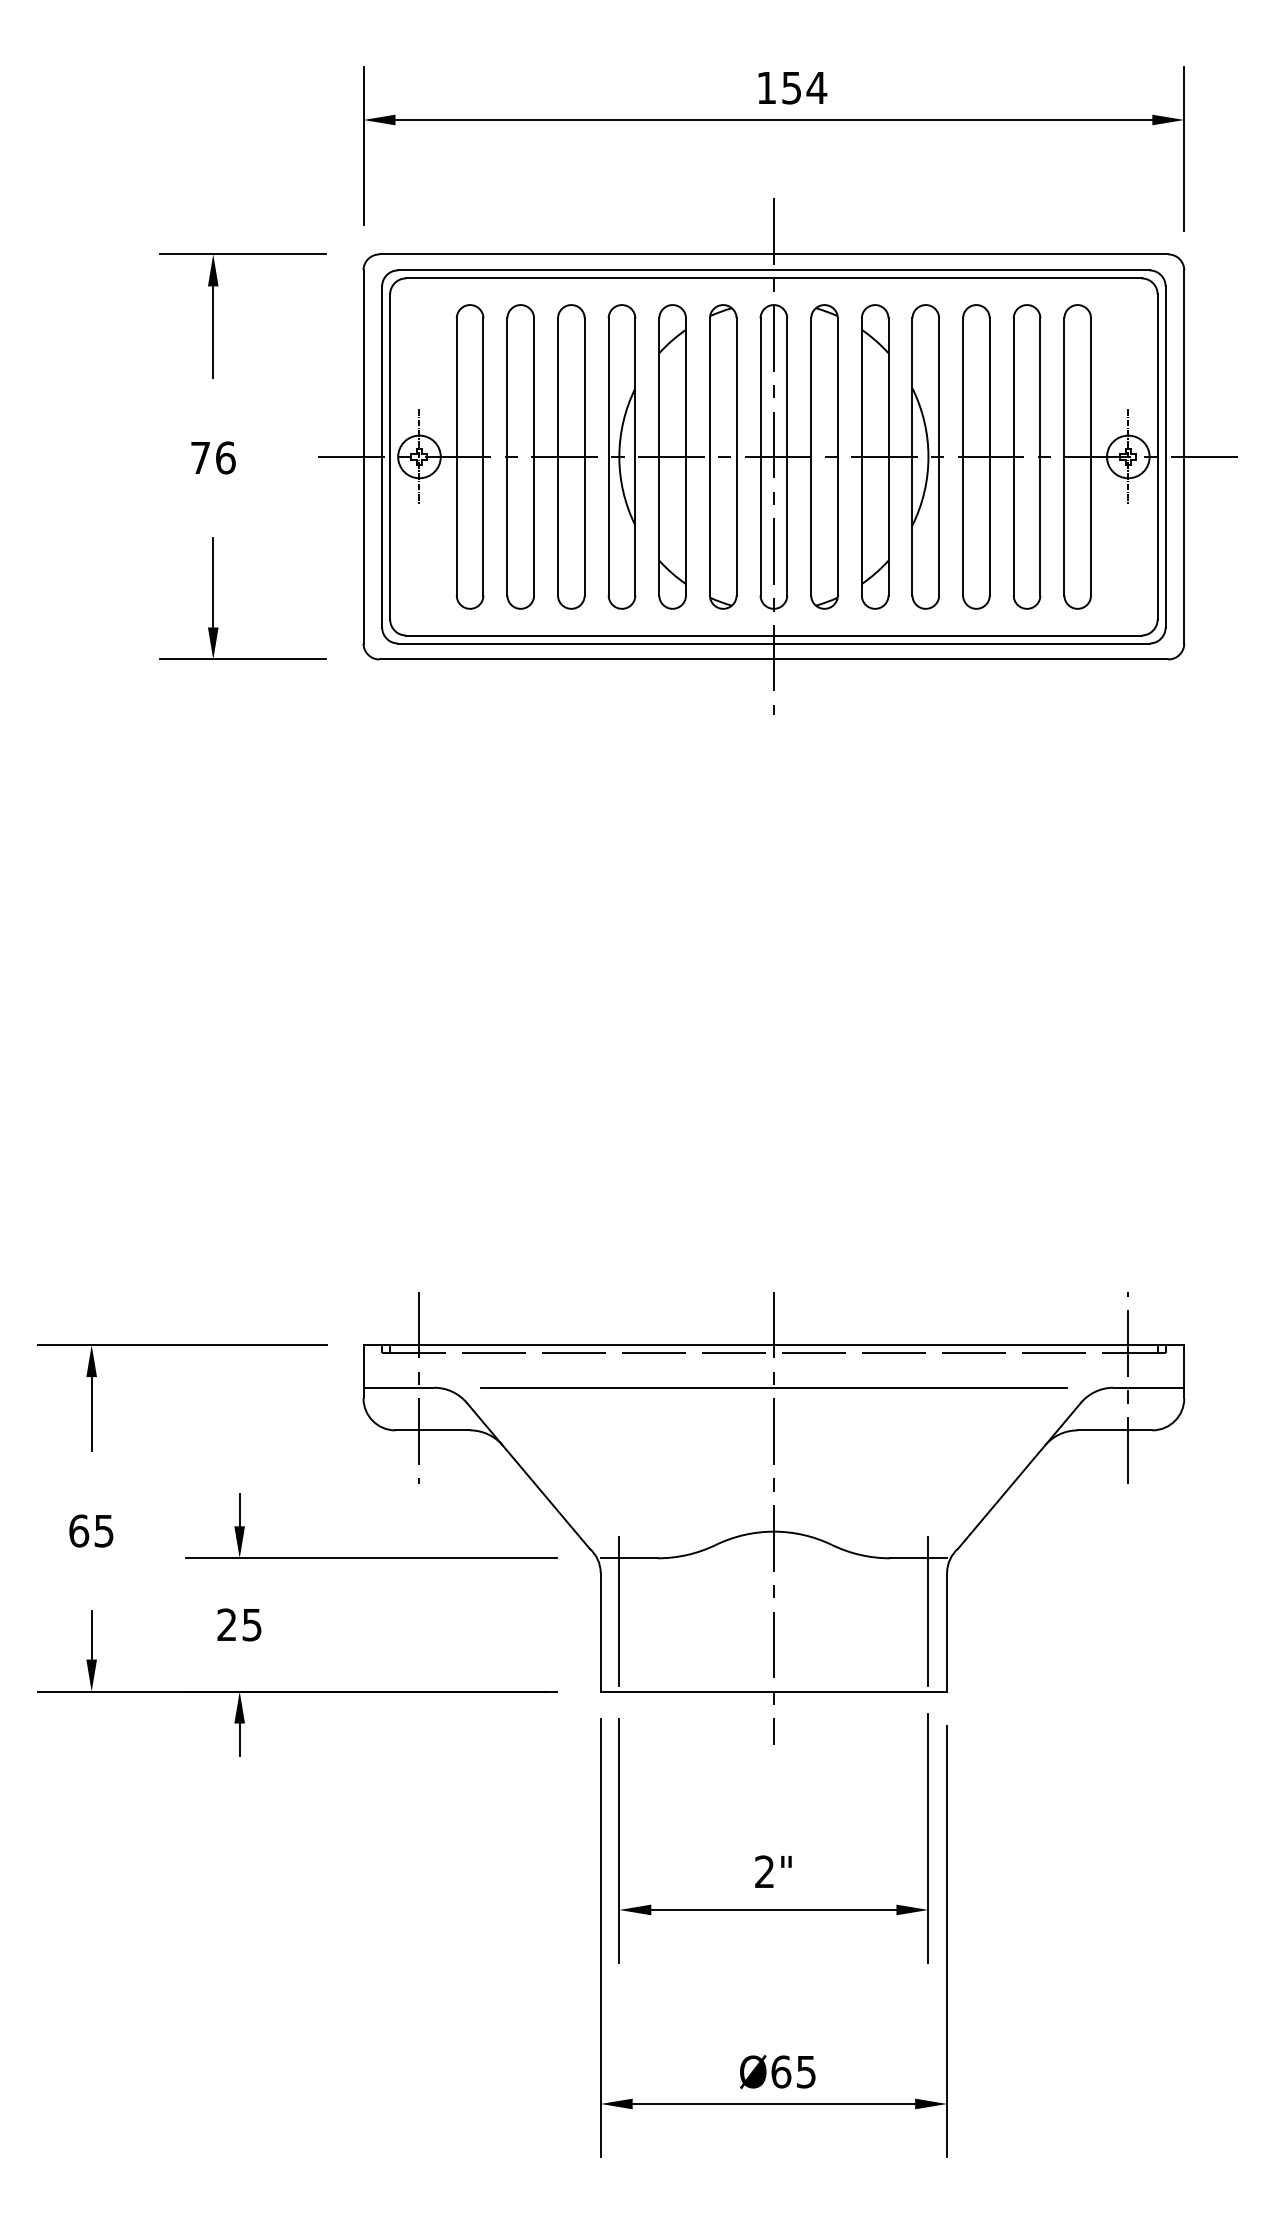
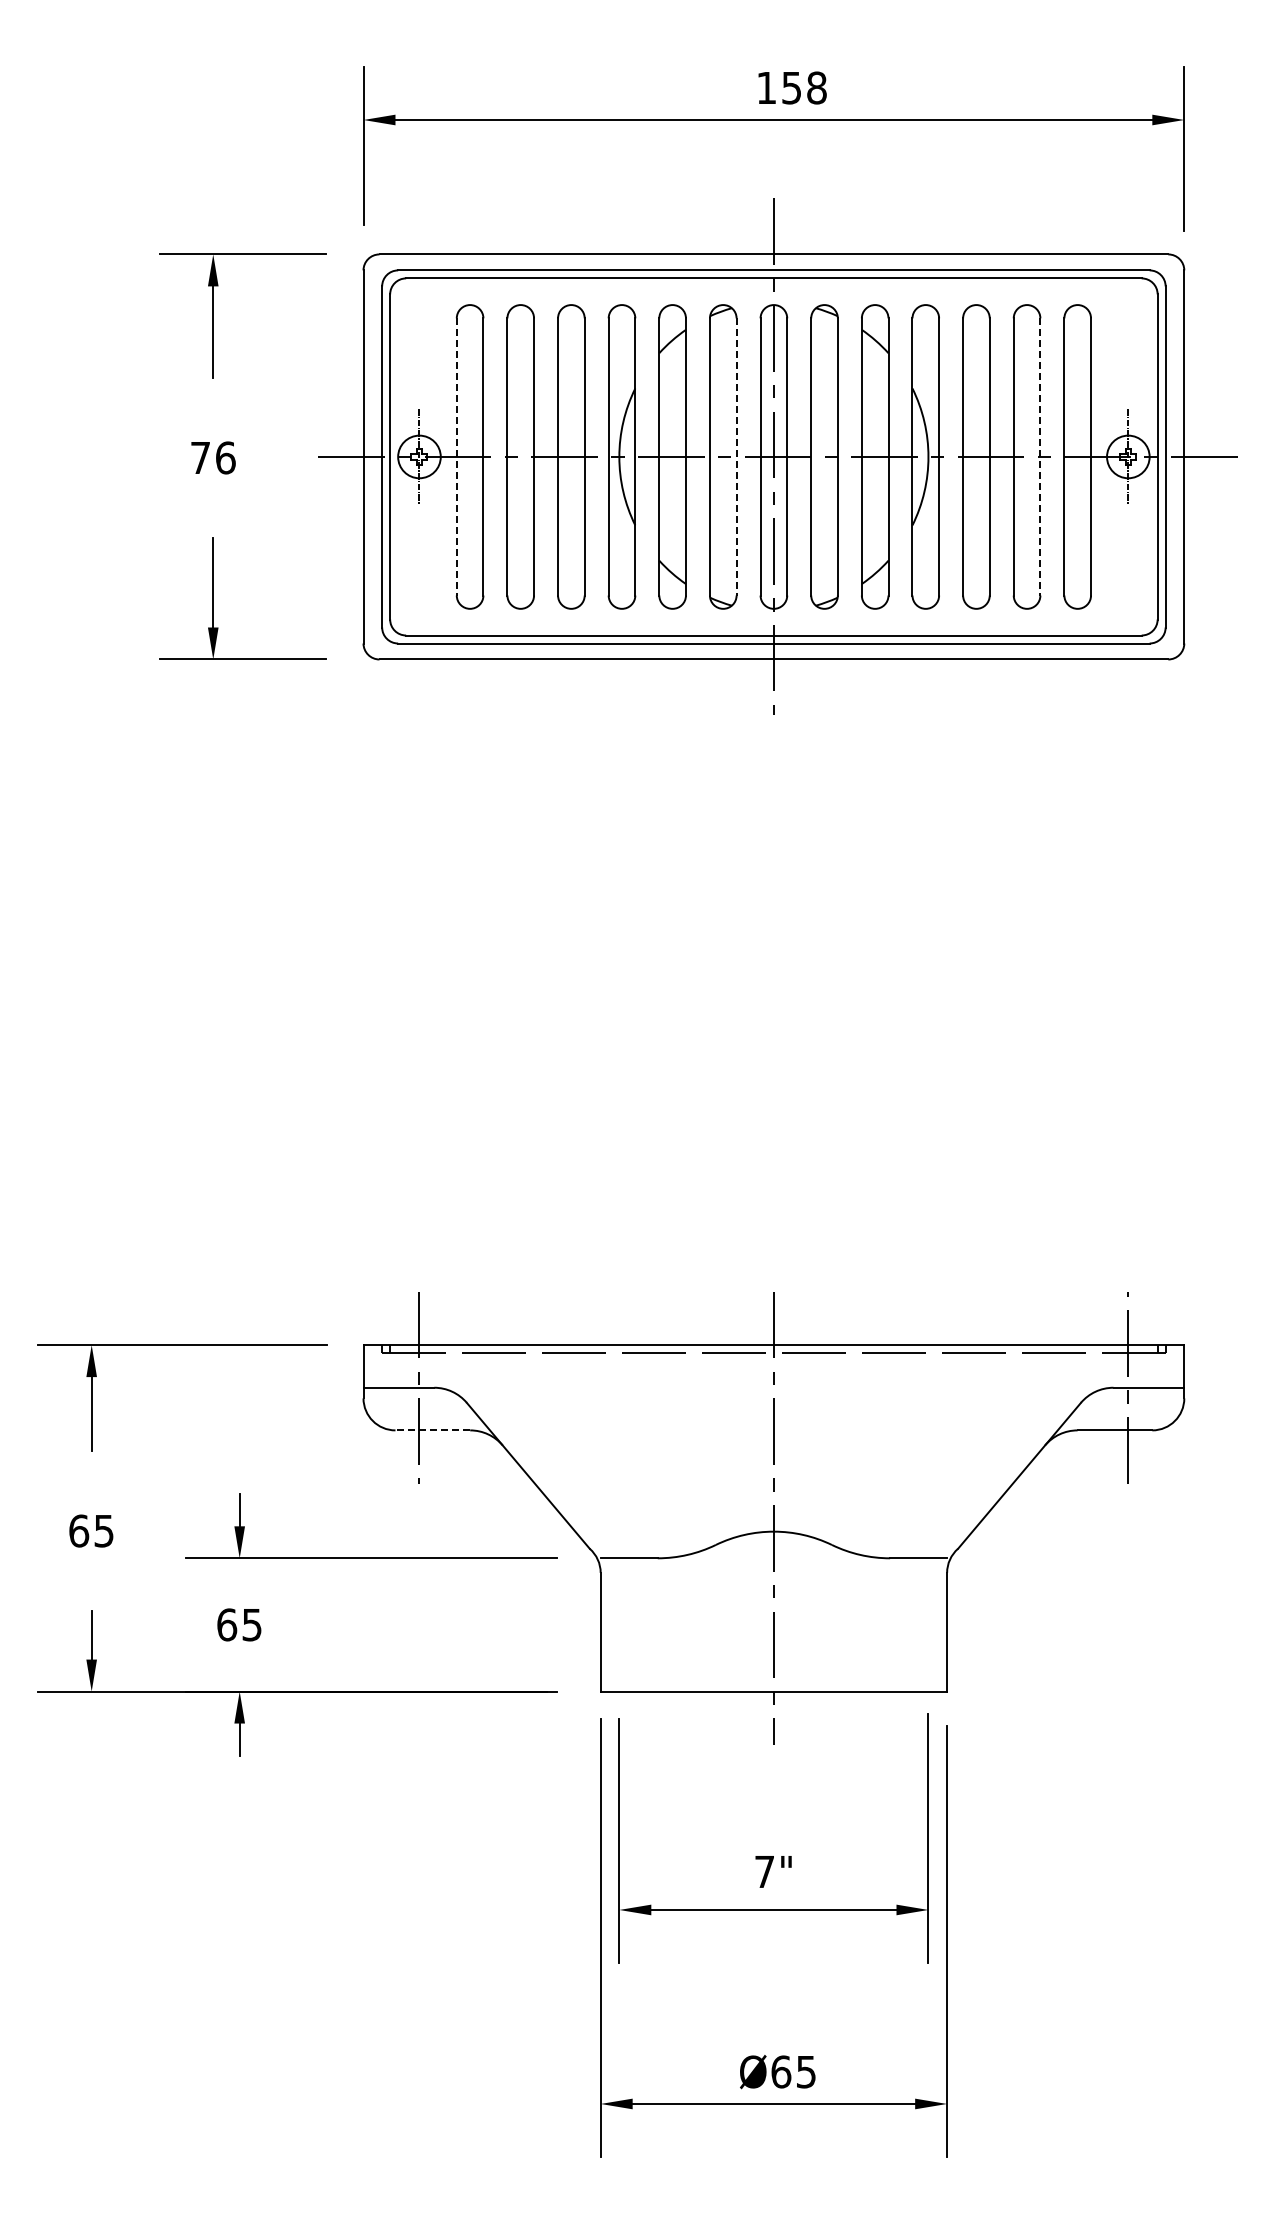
text: 154 -> 158 (816, 87)
line: solid -> dashed (456, 456)
line: solid -> dashed (736, 456)
line: solid -> dashed (1040, 456)
line: present -> none (773, 1387)
line: solid -> dashed (432, 1430)
line: present -> none (619, 1611)
line: present -> none (928, 1611)
text: 25 -> 65 (227, 1624)
text: 2" -> 7" (764, 1871)
